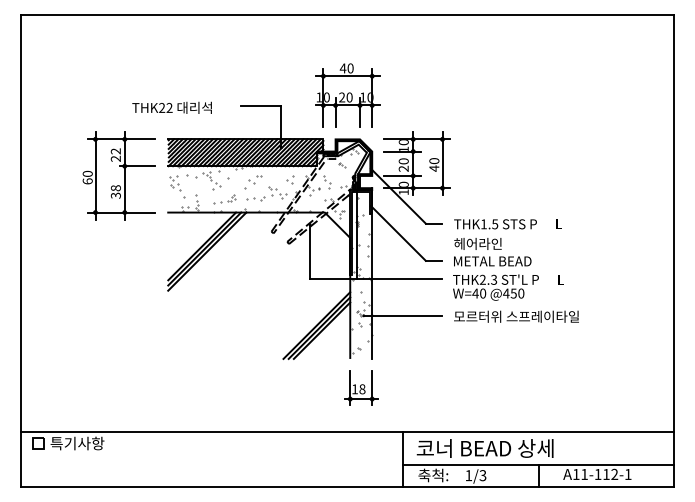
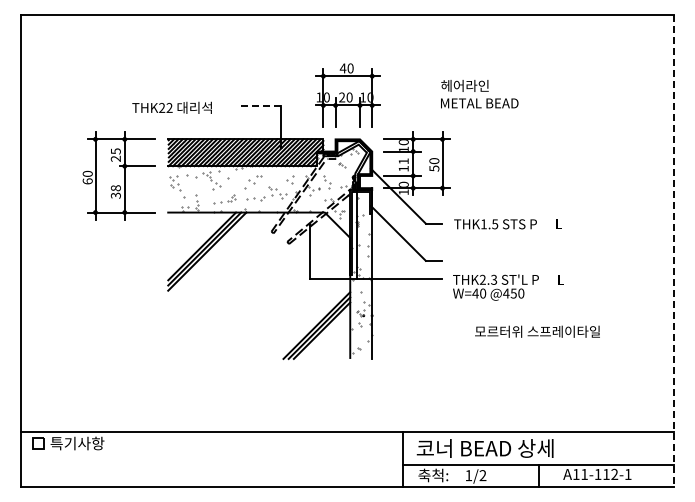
line: solid -> dashed (261, 106)
text: 22 -> 25 (115, 151)
text: 20 -> 11 (403, 164)
text: 40 -> 50 (434, 168)
line: solid -> dashed (674, 251)
text position: (492, 252) -> (479, 94) (479, 94)
line: present -> none (402, 315)
text position: (516, 316) -> (537, 331) (537, 331)
part: present -> none (361, 387)
text: 1/3 -> 1/2 (482, 475)
